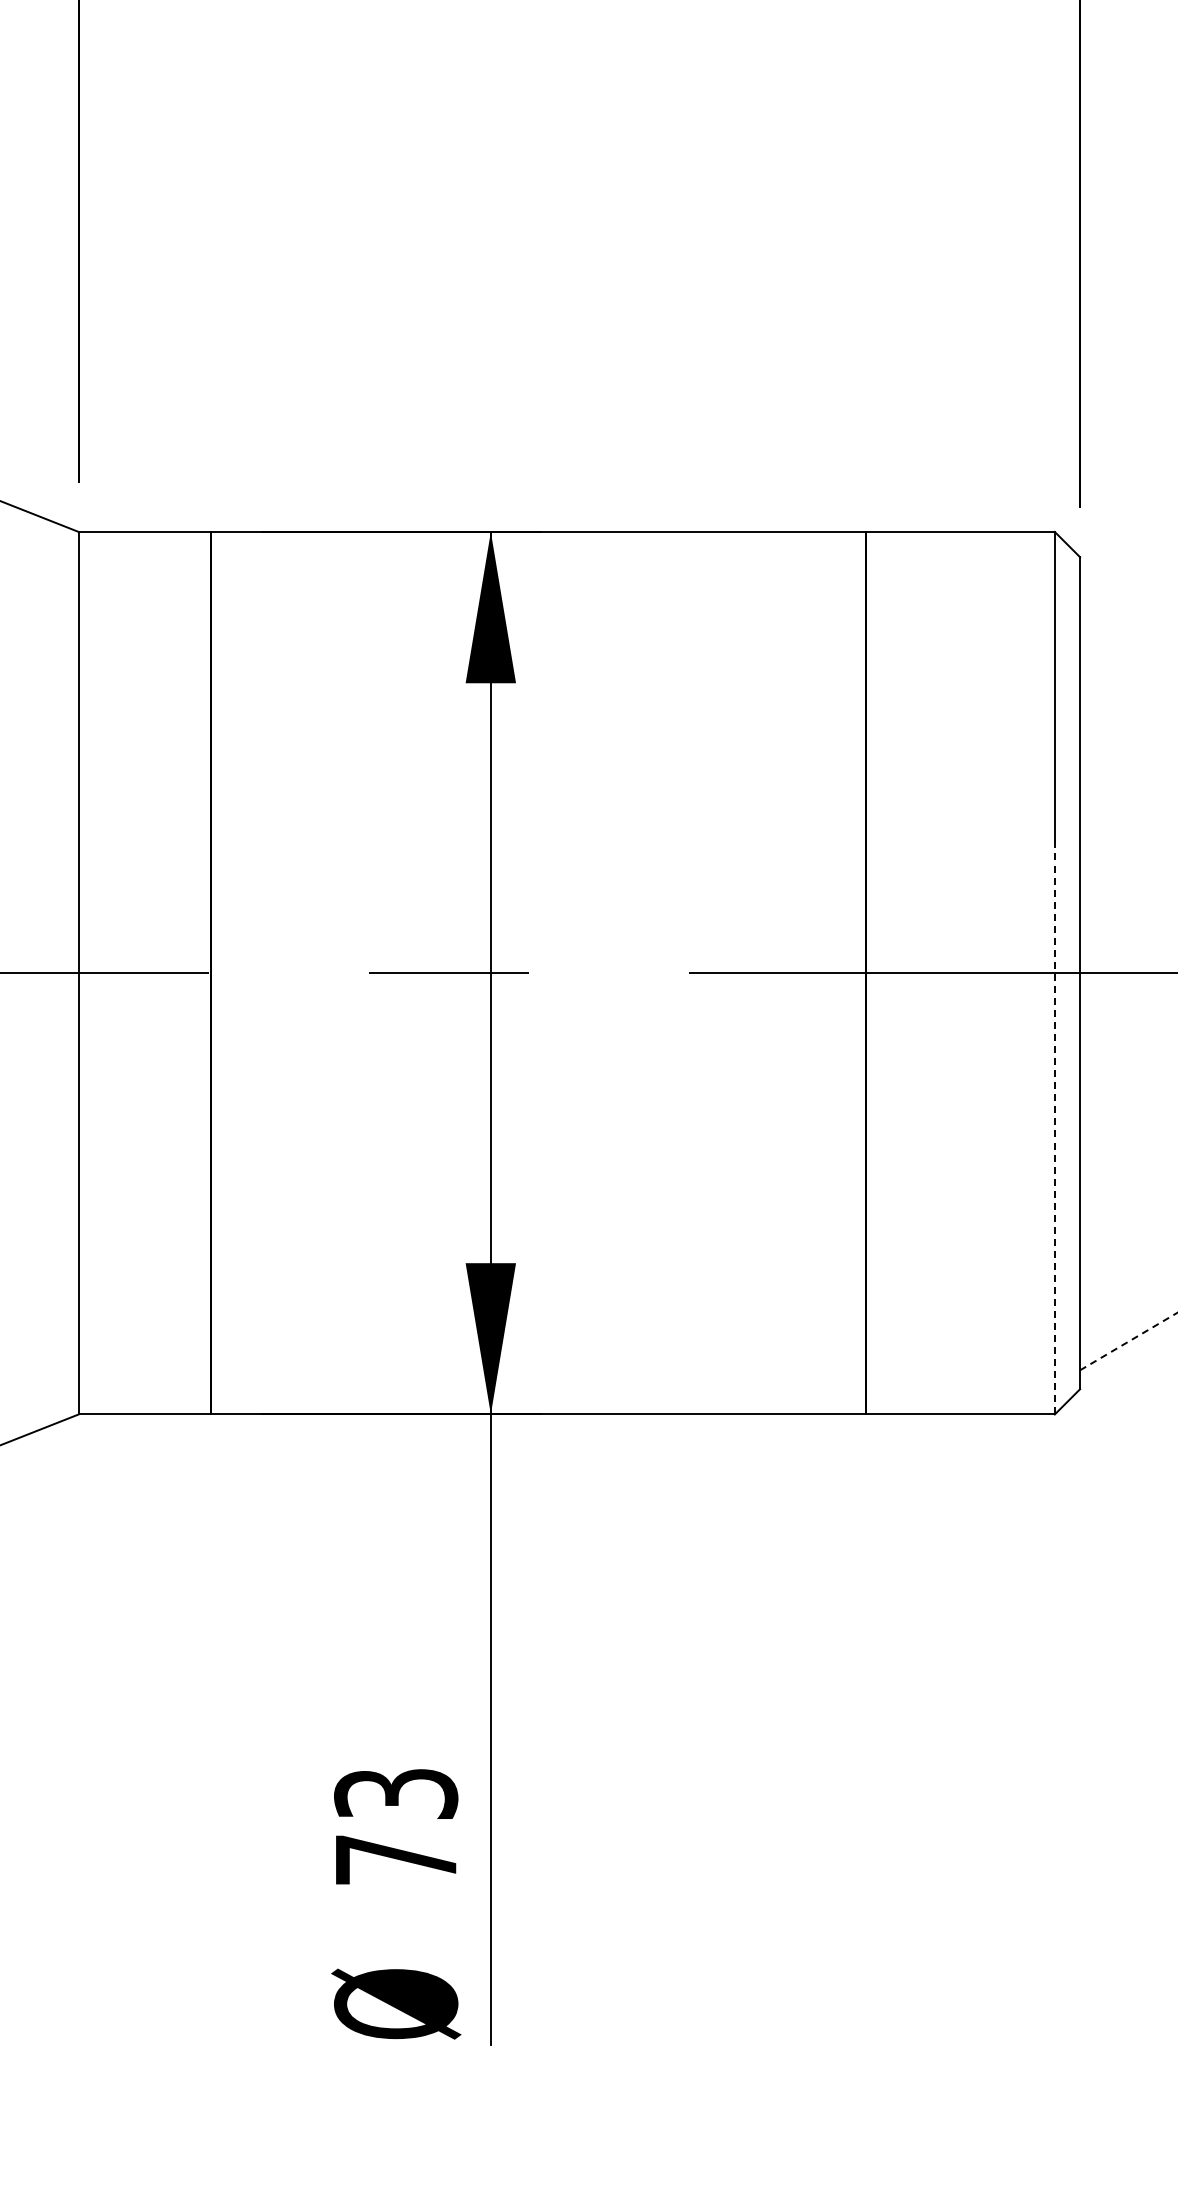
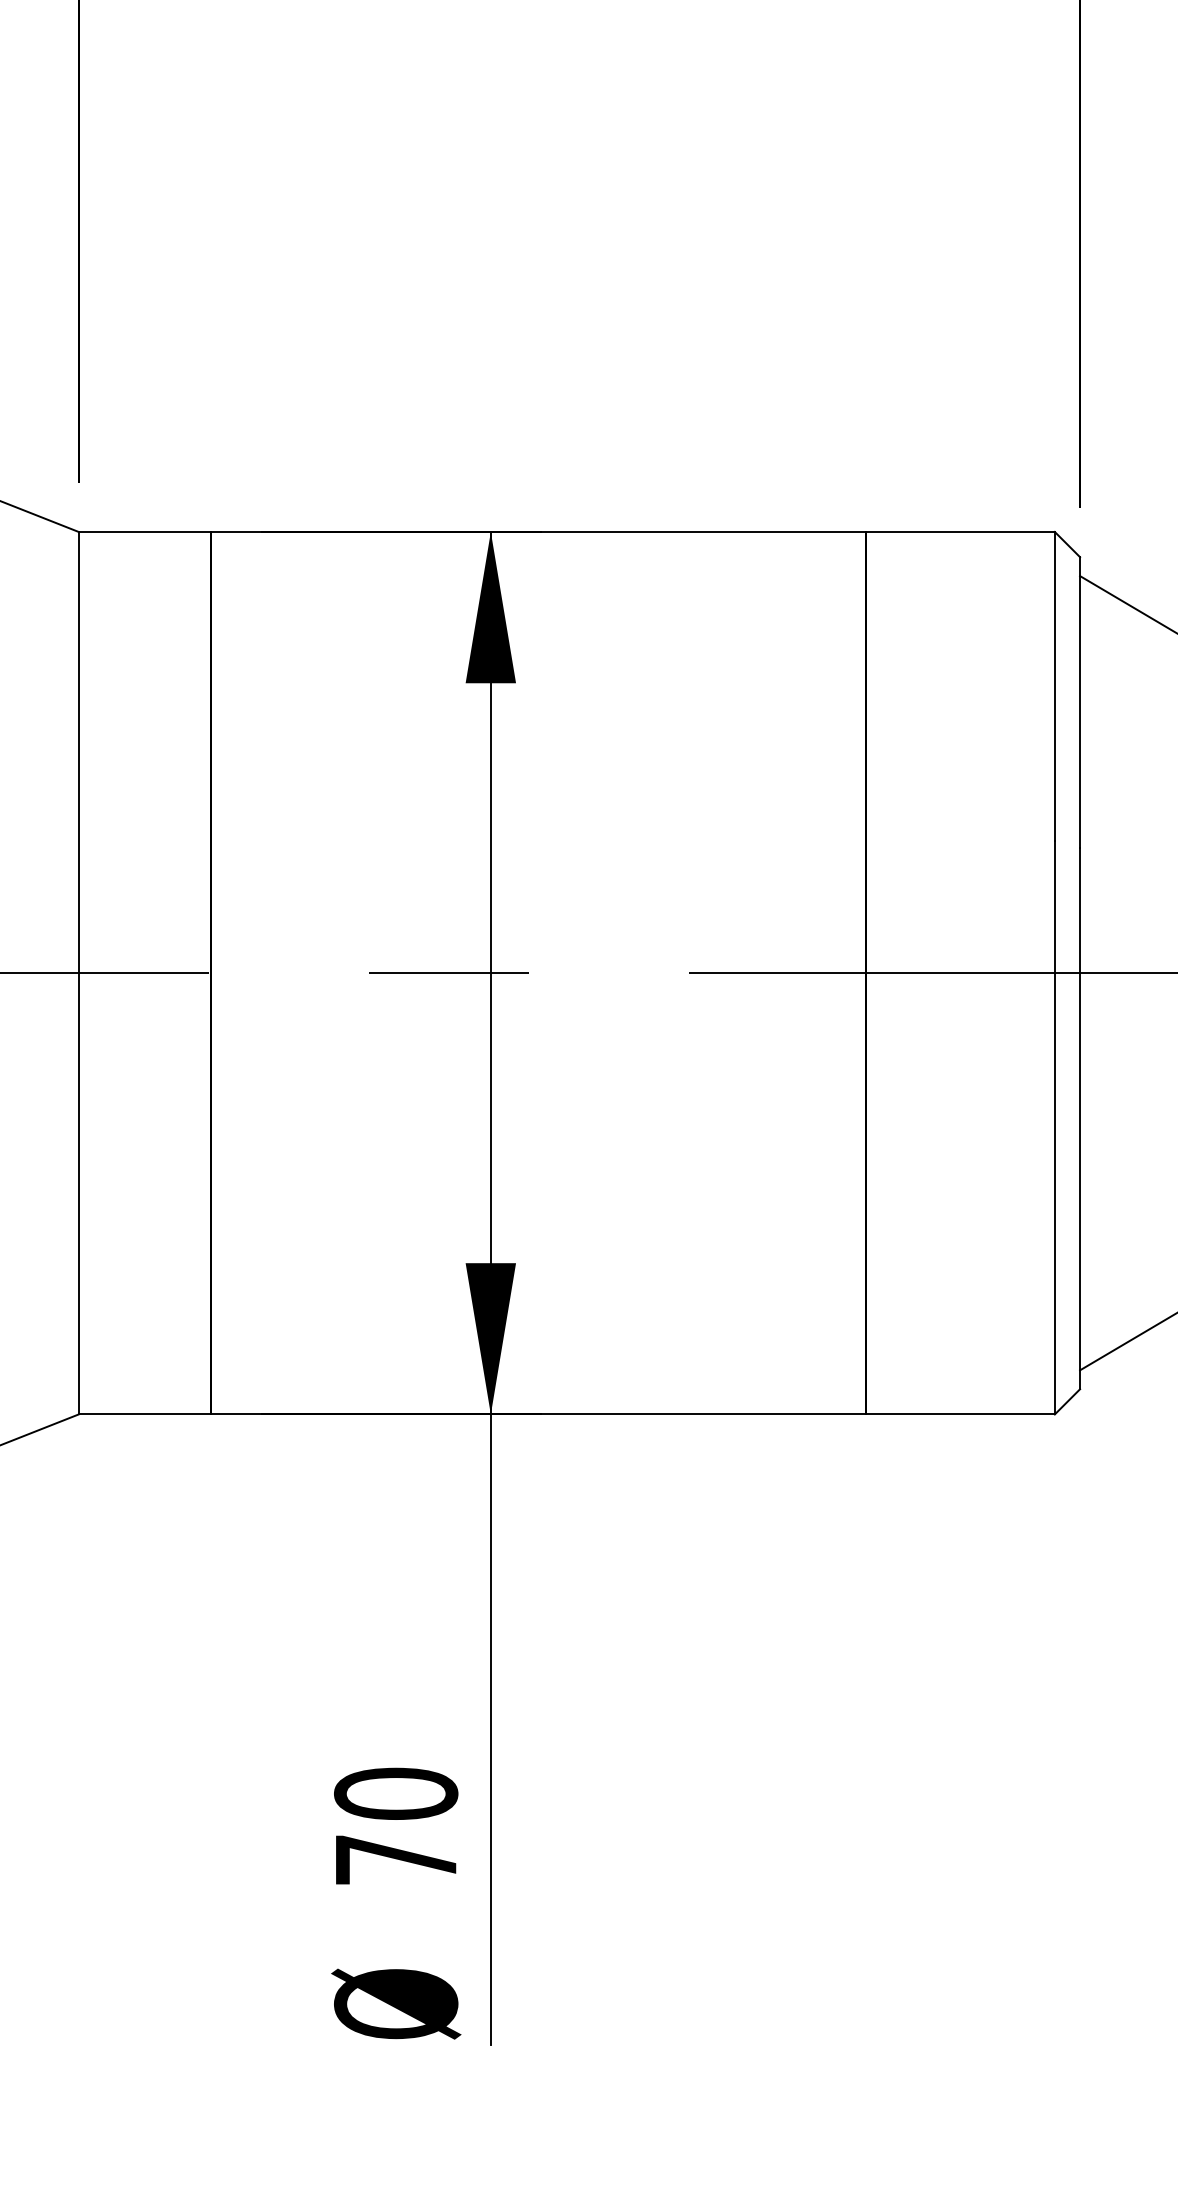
line: none -> present (1127, 604)
line: dashed -> solid (1054, 1127)
line: dashed -> solid (1128, 1341)
text: 73 -> 70 (396, 1793)
